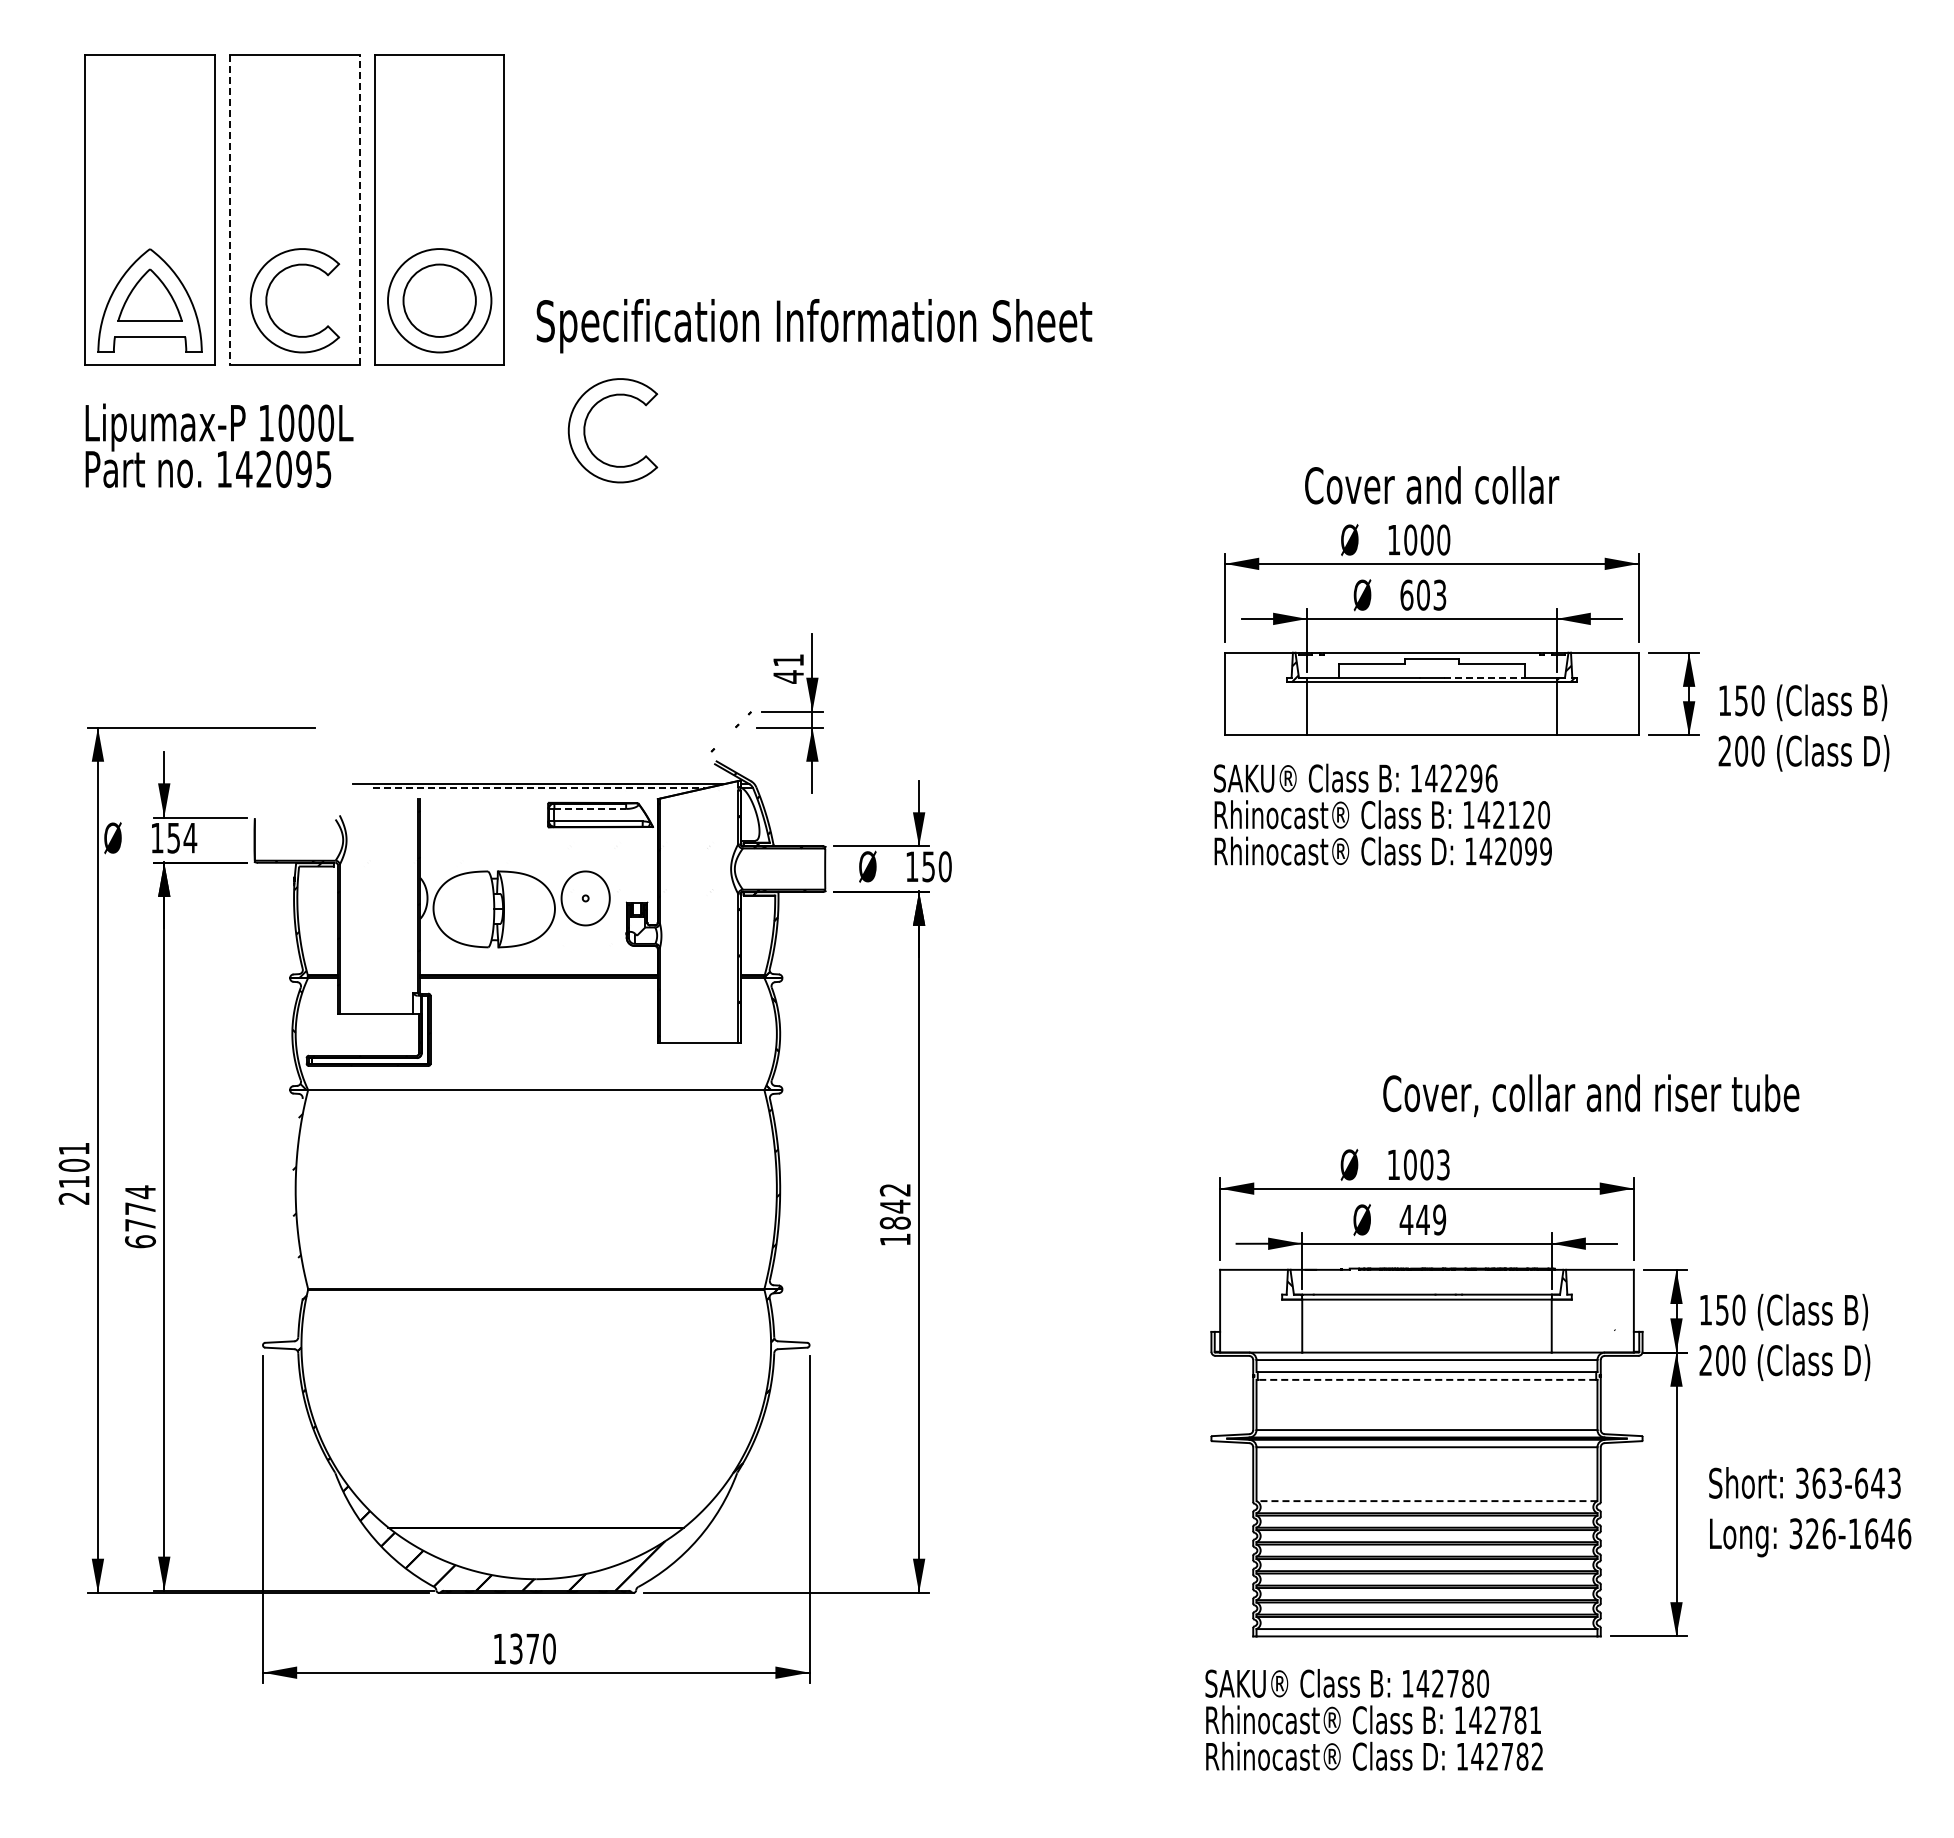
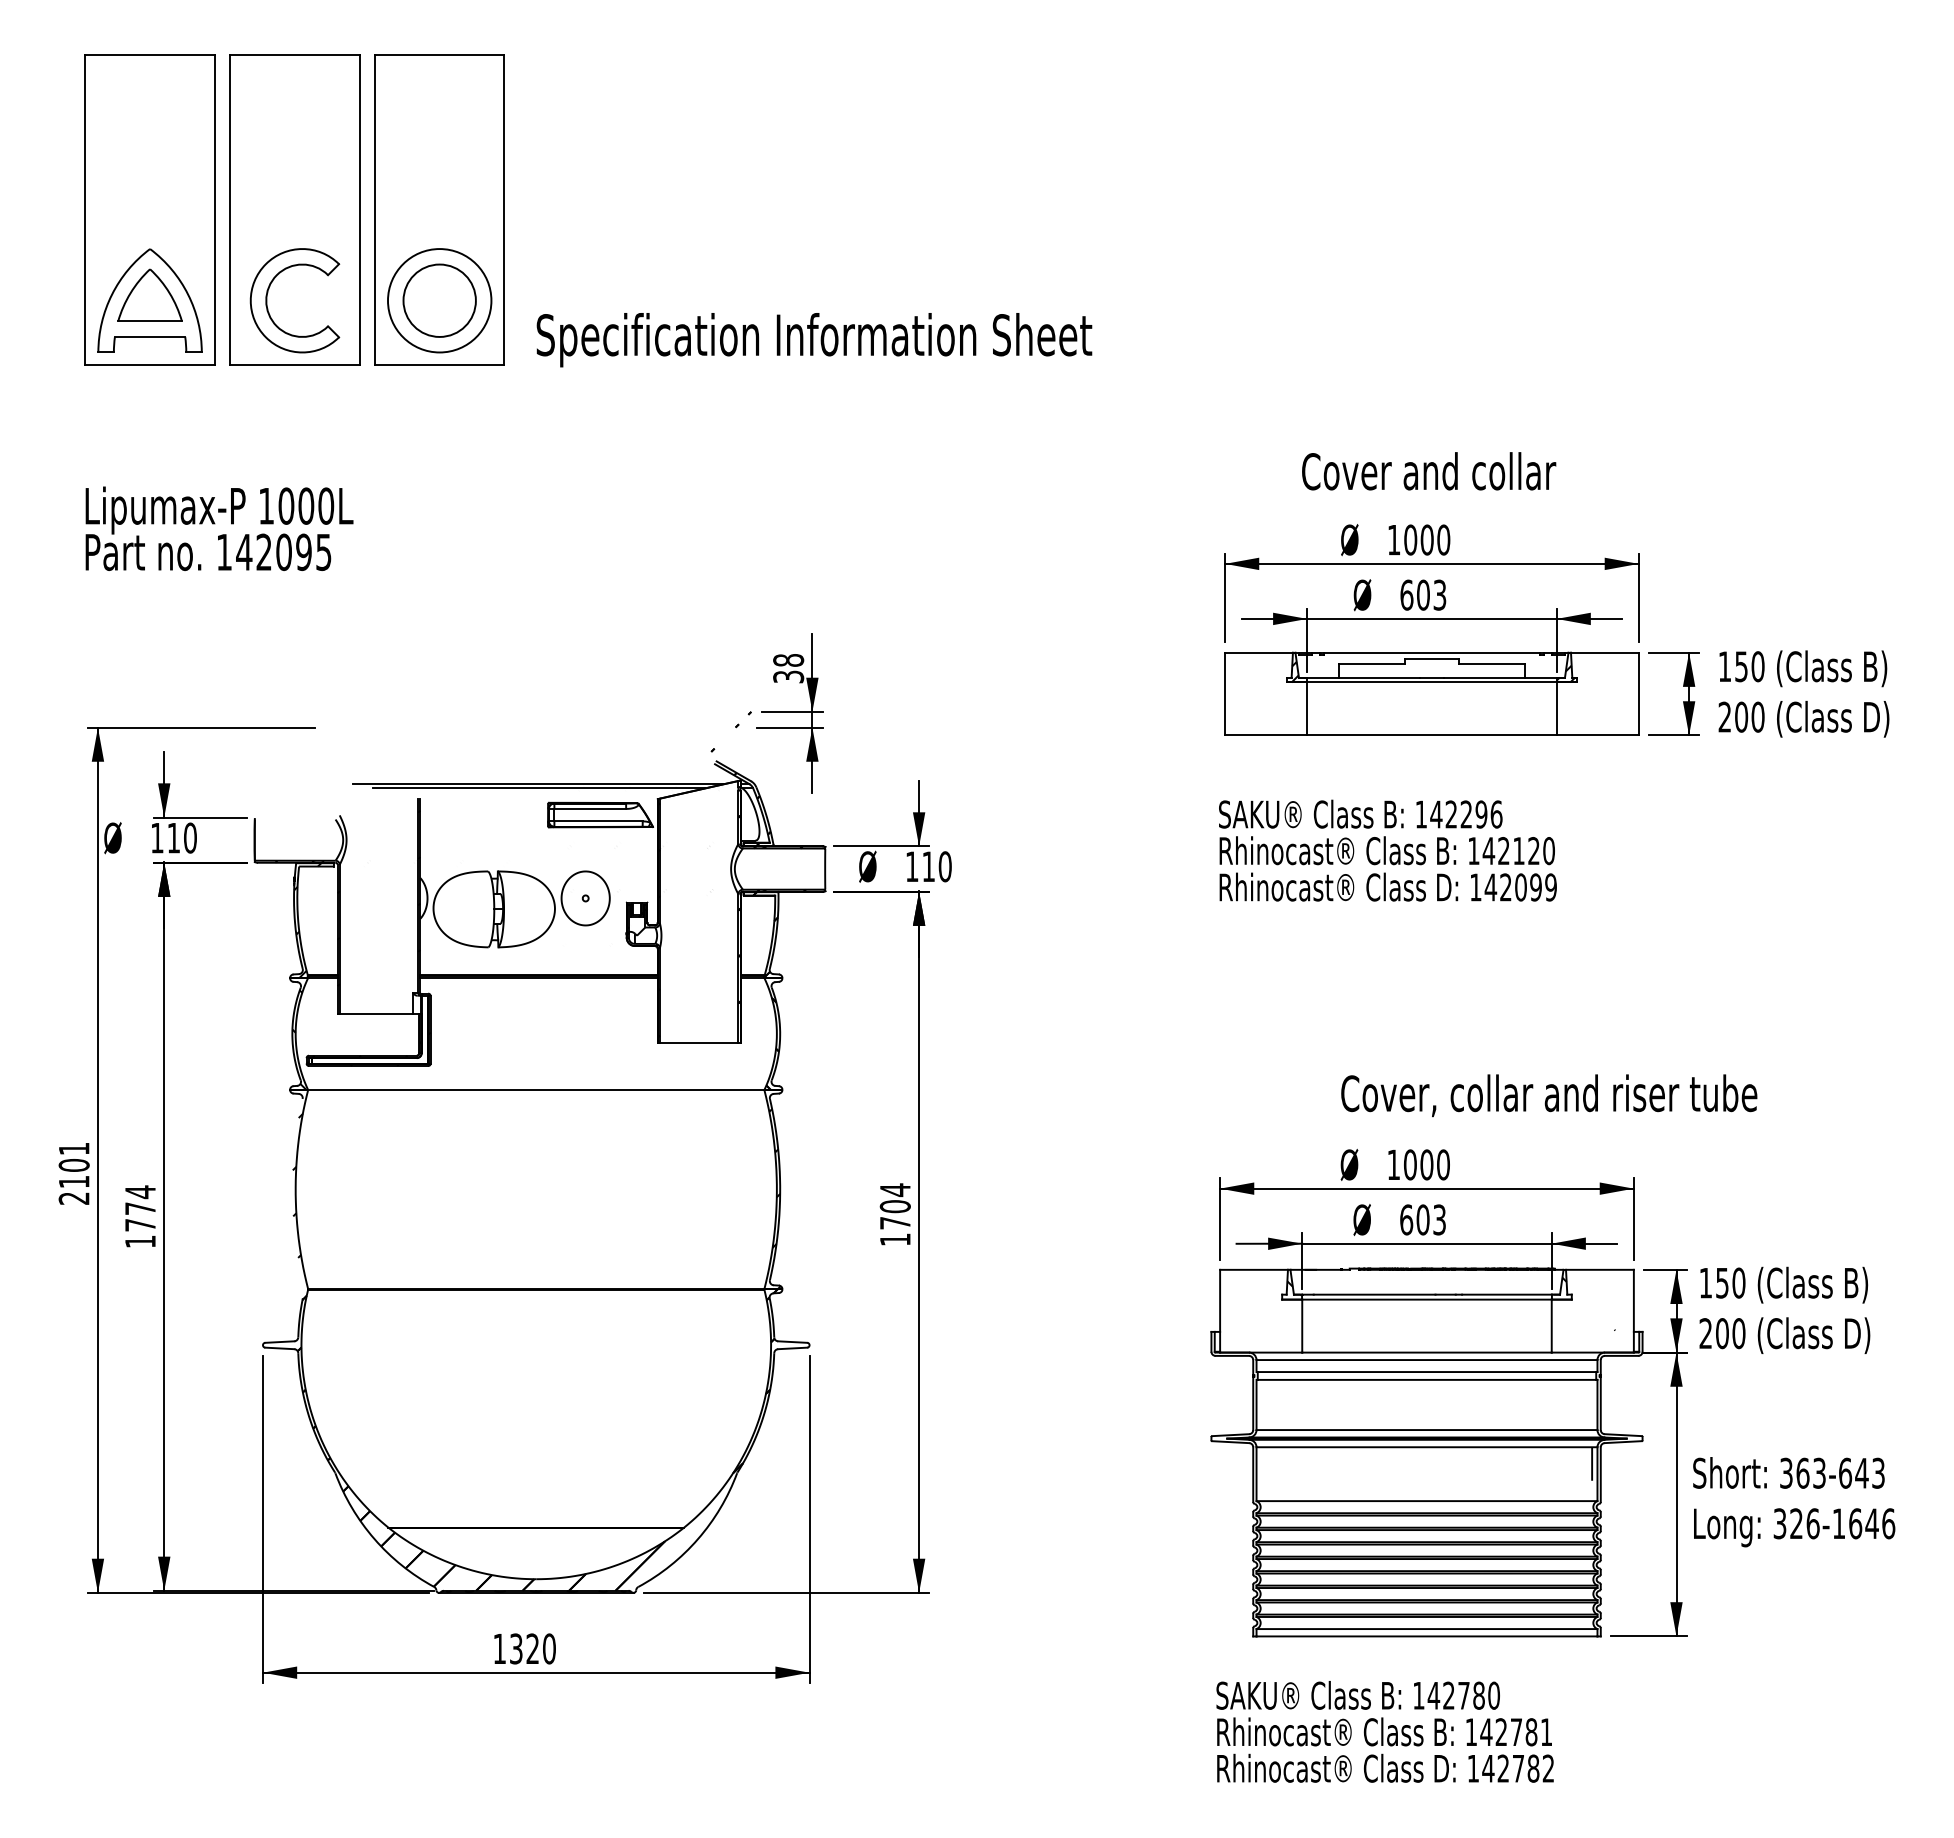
line: dashed -> solid (359, 209)
line: dashed -> solid (230, 210)
text position: (814, 326) -> (814, 340) (814, 340)
part: present -> none (585, 430)
text position: (219, 445) -> (219, 528) (219, 528)
text position: (1432, 485) -> (1429, 471) (1429, 471)
text: 41 -> 38 (788, 668)
line: dashed -> solid (1484, 677)
text position: (1803, 727) -> (1803, 693) (1803, 693)
line: dashed -> solid (539, 788)
line: dashed -> solid (590, 808)
text position: (1382, 814) -> (1387, 850) (1387, 850)
text: 154 -> 110 (182, 837)
text: 150 -> 110 (928, 866)
text position: (1591, 1095) -> (1549, 1095) (1549, 1095)
text: 1003 -> 1000 (1443, 1164)
text: 1842 -> 1704 (894, 1206)
text: 449 -> 603 (1422, 1219)
text: 6774 -> 1774 (140, 1241)
text position: (1784, 1336) -> (1784, 1309) (1784, 1309)
line: dashed -> solid (1426, 1379)
line: none -> present (1592, 1463)
line: dashed -> solid (1426, 1501)
text position: (1810, 1512) -> (1794, 1502) (1794, 1502)
text: 1370 -> 1320 (532, 1648)
text position: (1373, 1719) -> (1384, 1731) (1384, 1731)
